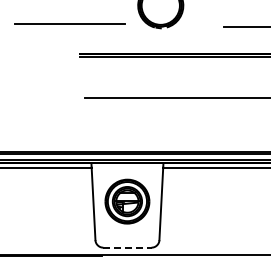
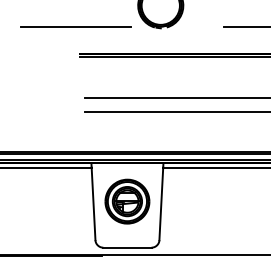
line position: (69, 23) -> (75, 26) (75, 26)
line: none -> present (175, 111)
line: dashed -> solid (127, 247)
